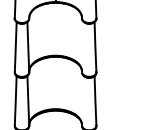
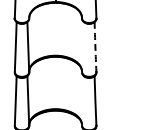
arc: solid -> dashed (95, 46)
